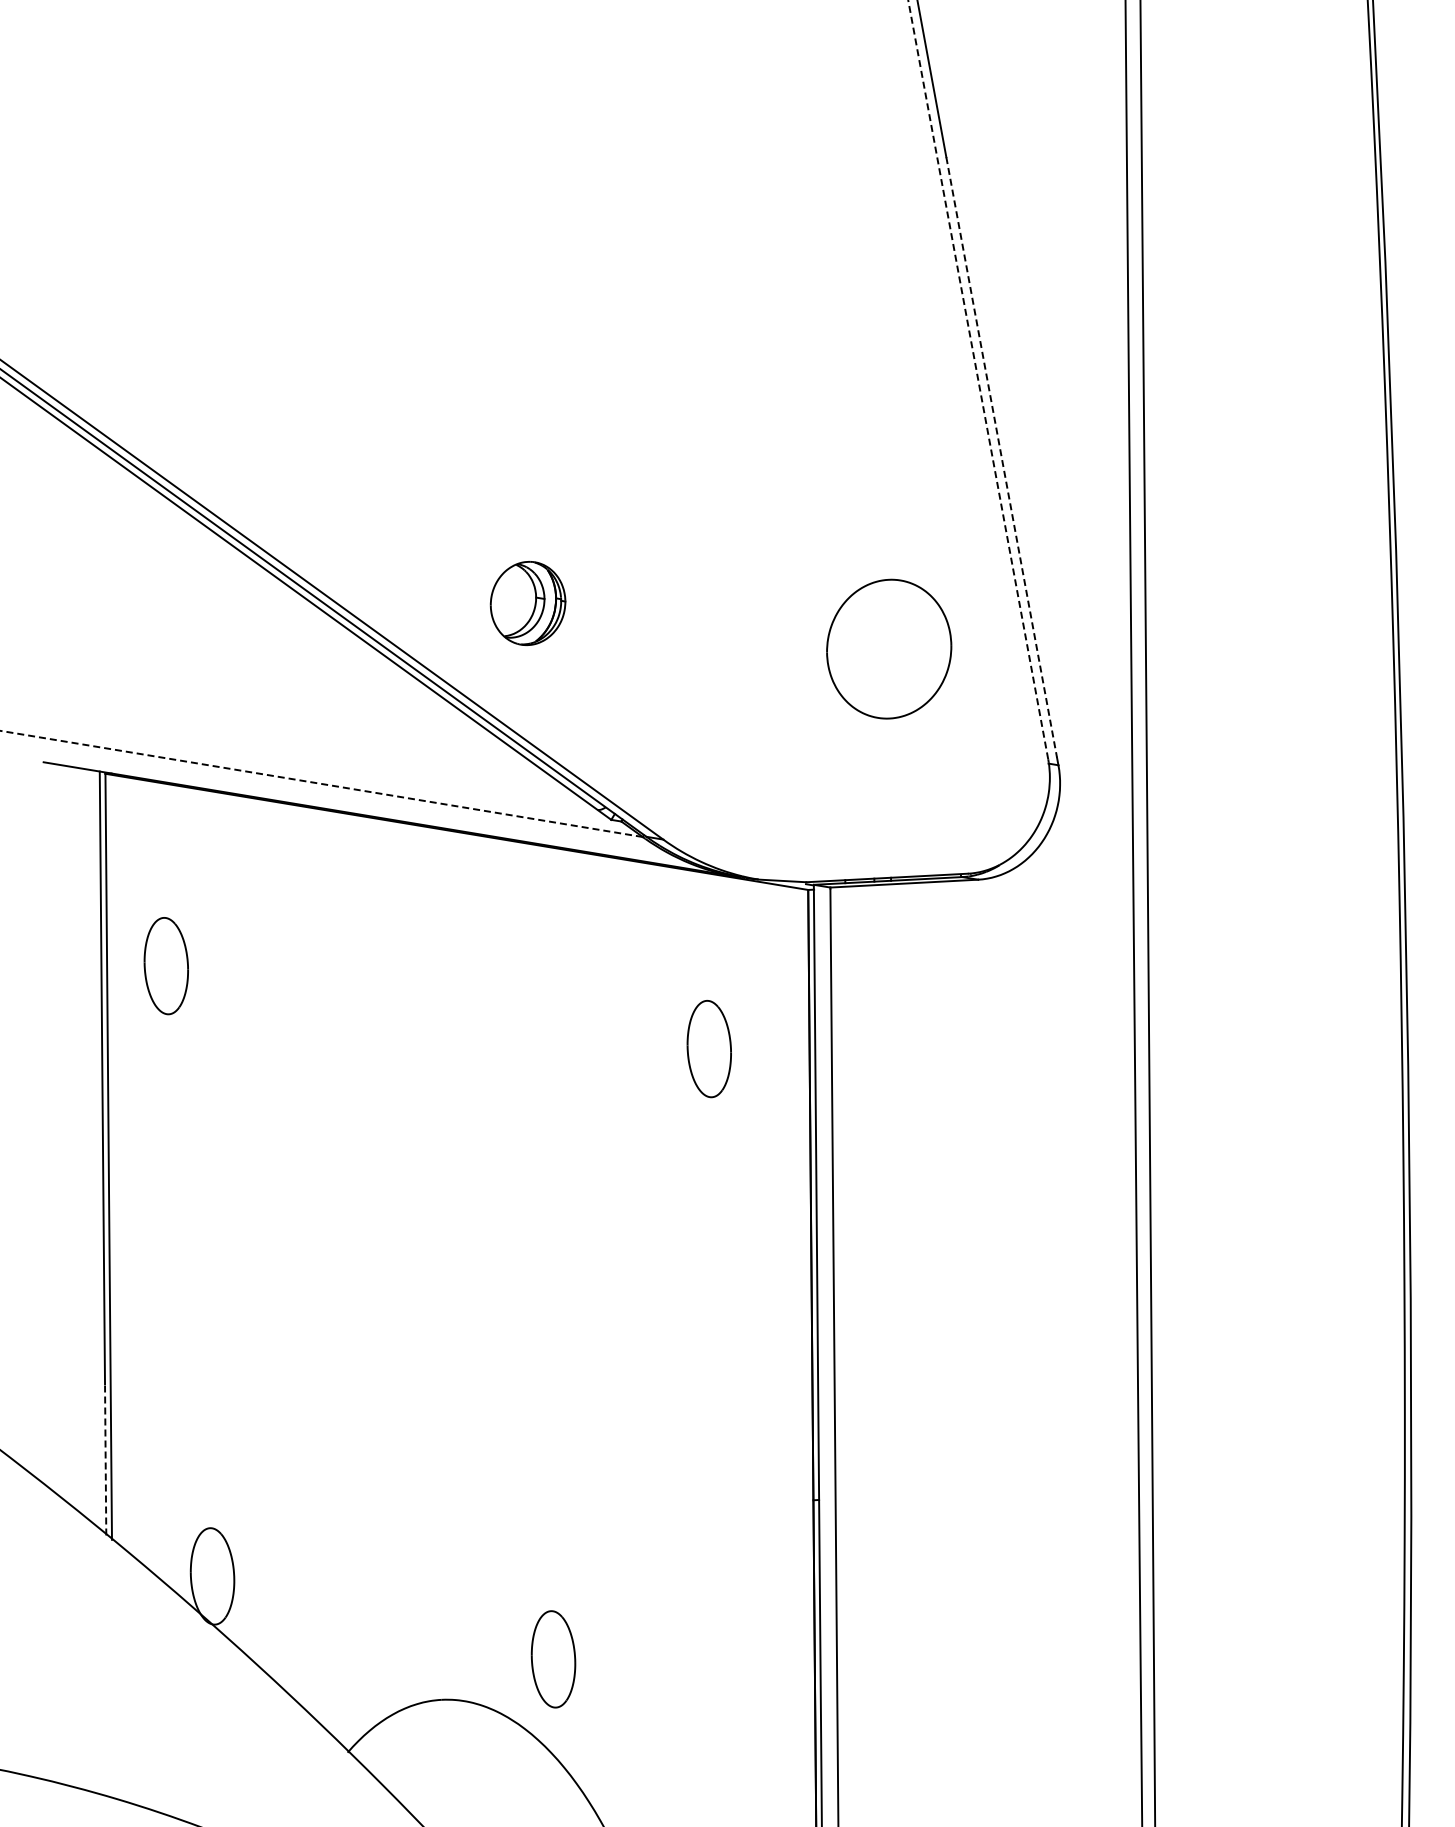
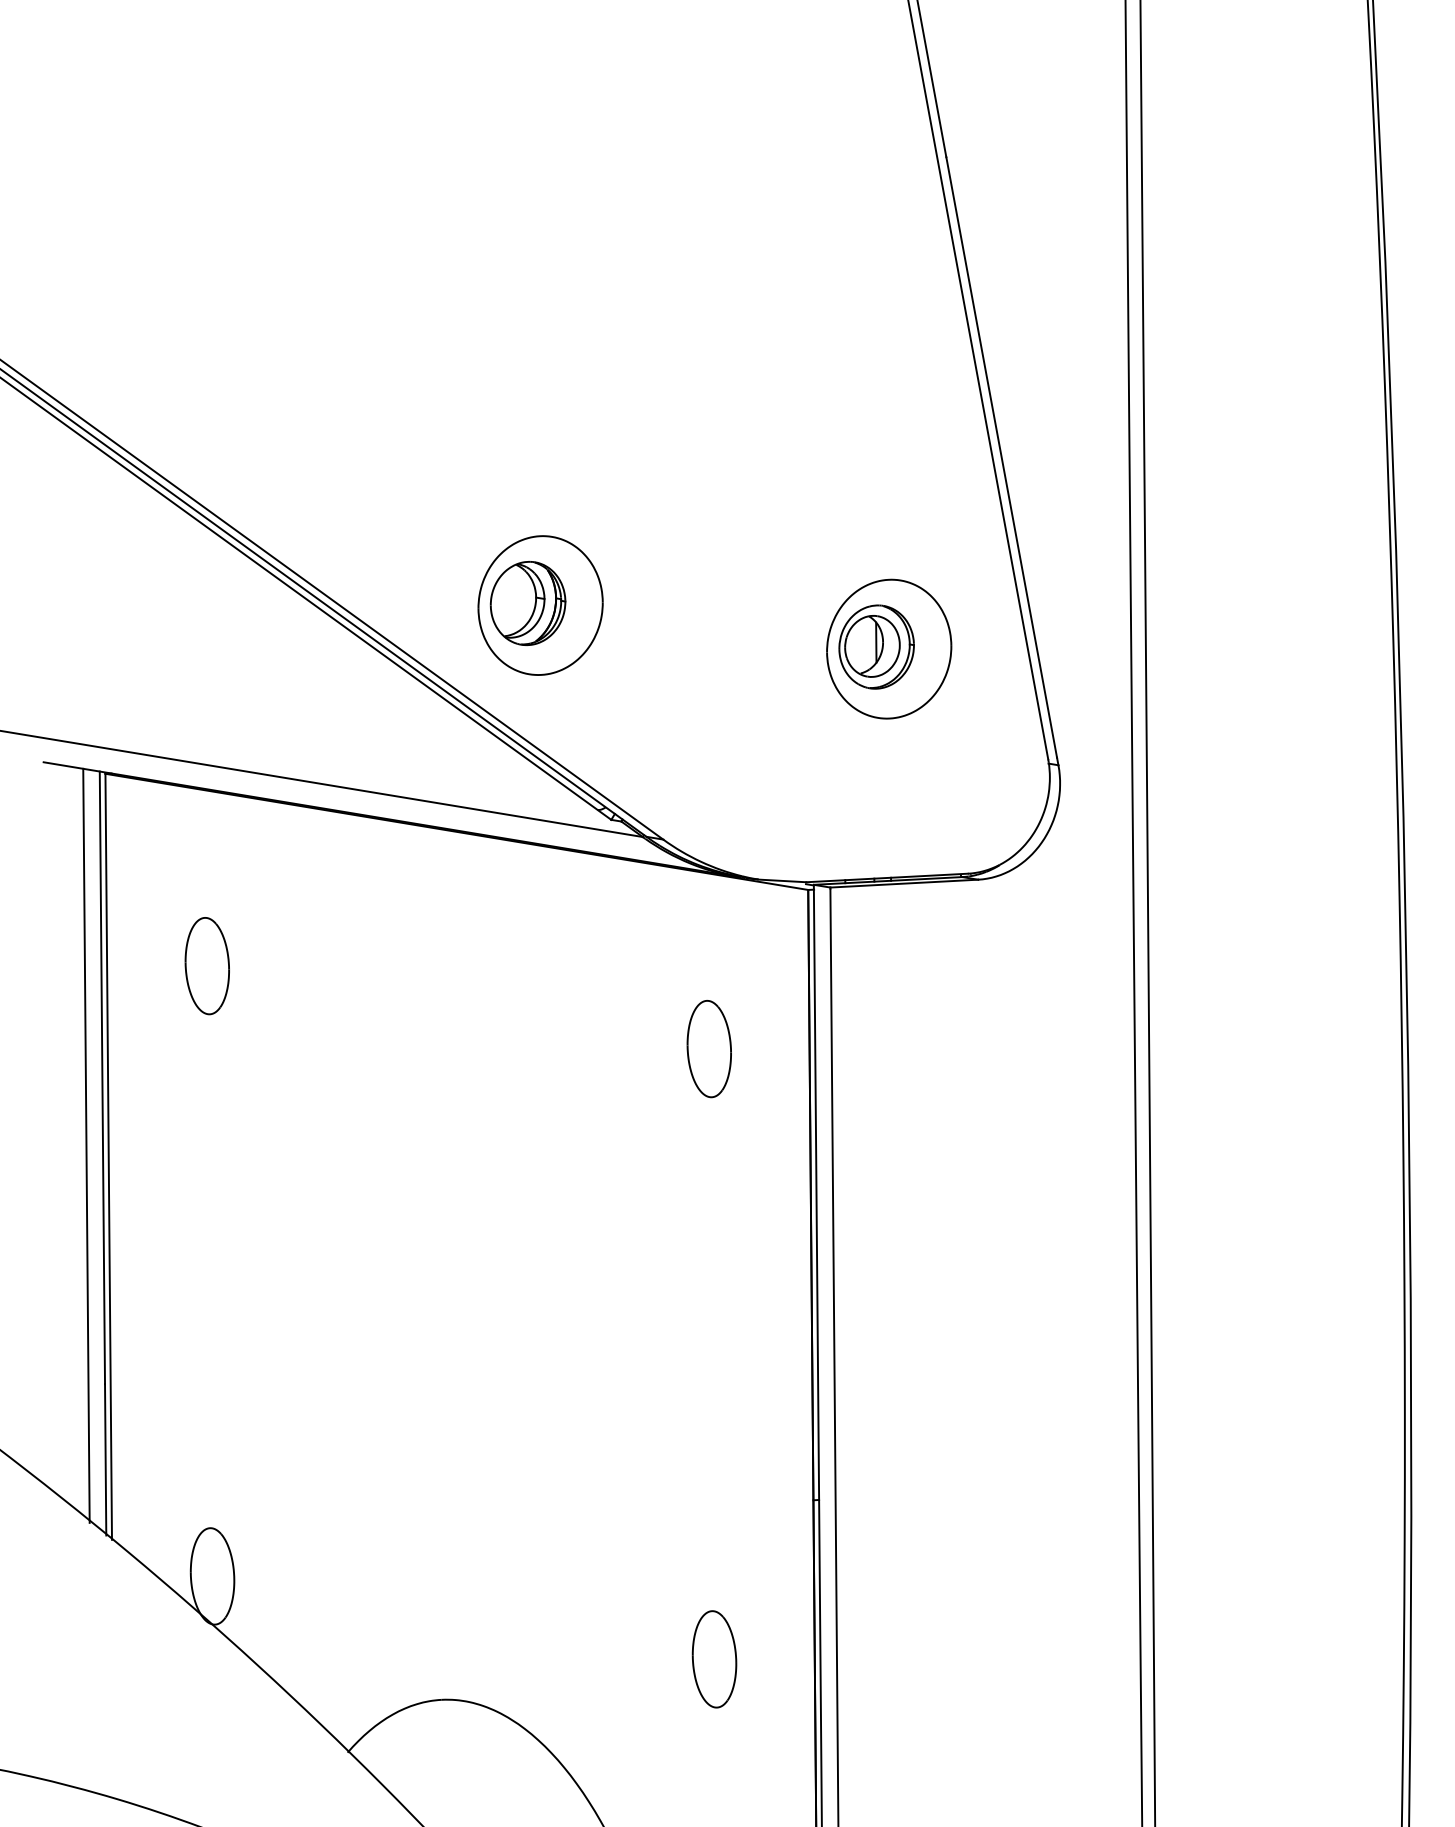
line: dashed -> solid (978, 379)
line: dashed -> solid (1001, 457)
part: none -> present (540, 605)
part: none -> present (876, 646)
line: dashed -> solid (321, 783)
part position: (165, 966) -> (206, 966) (206, 966)
line: none -> present (86, 1145)
line: dashed -> solid (105, 1459)
part position: (553, 1659) -> (714, 1659) (714, 1659)
